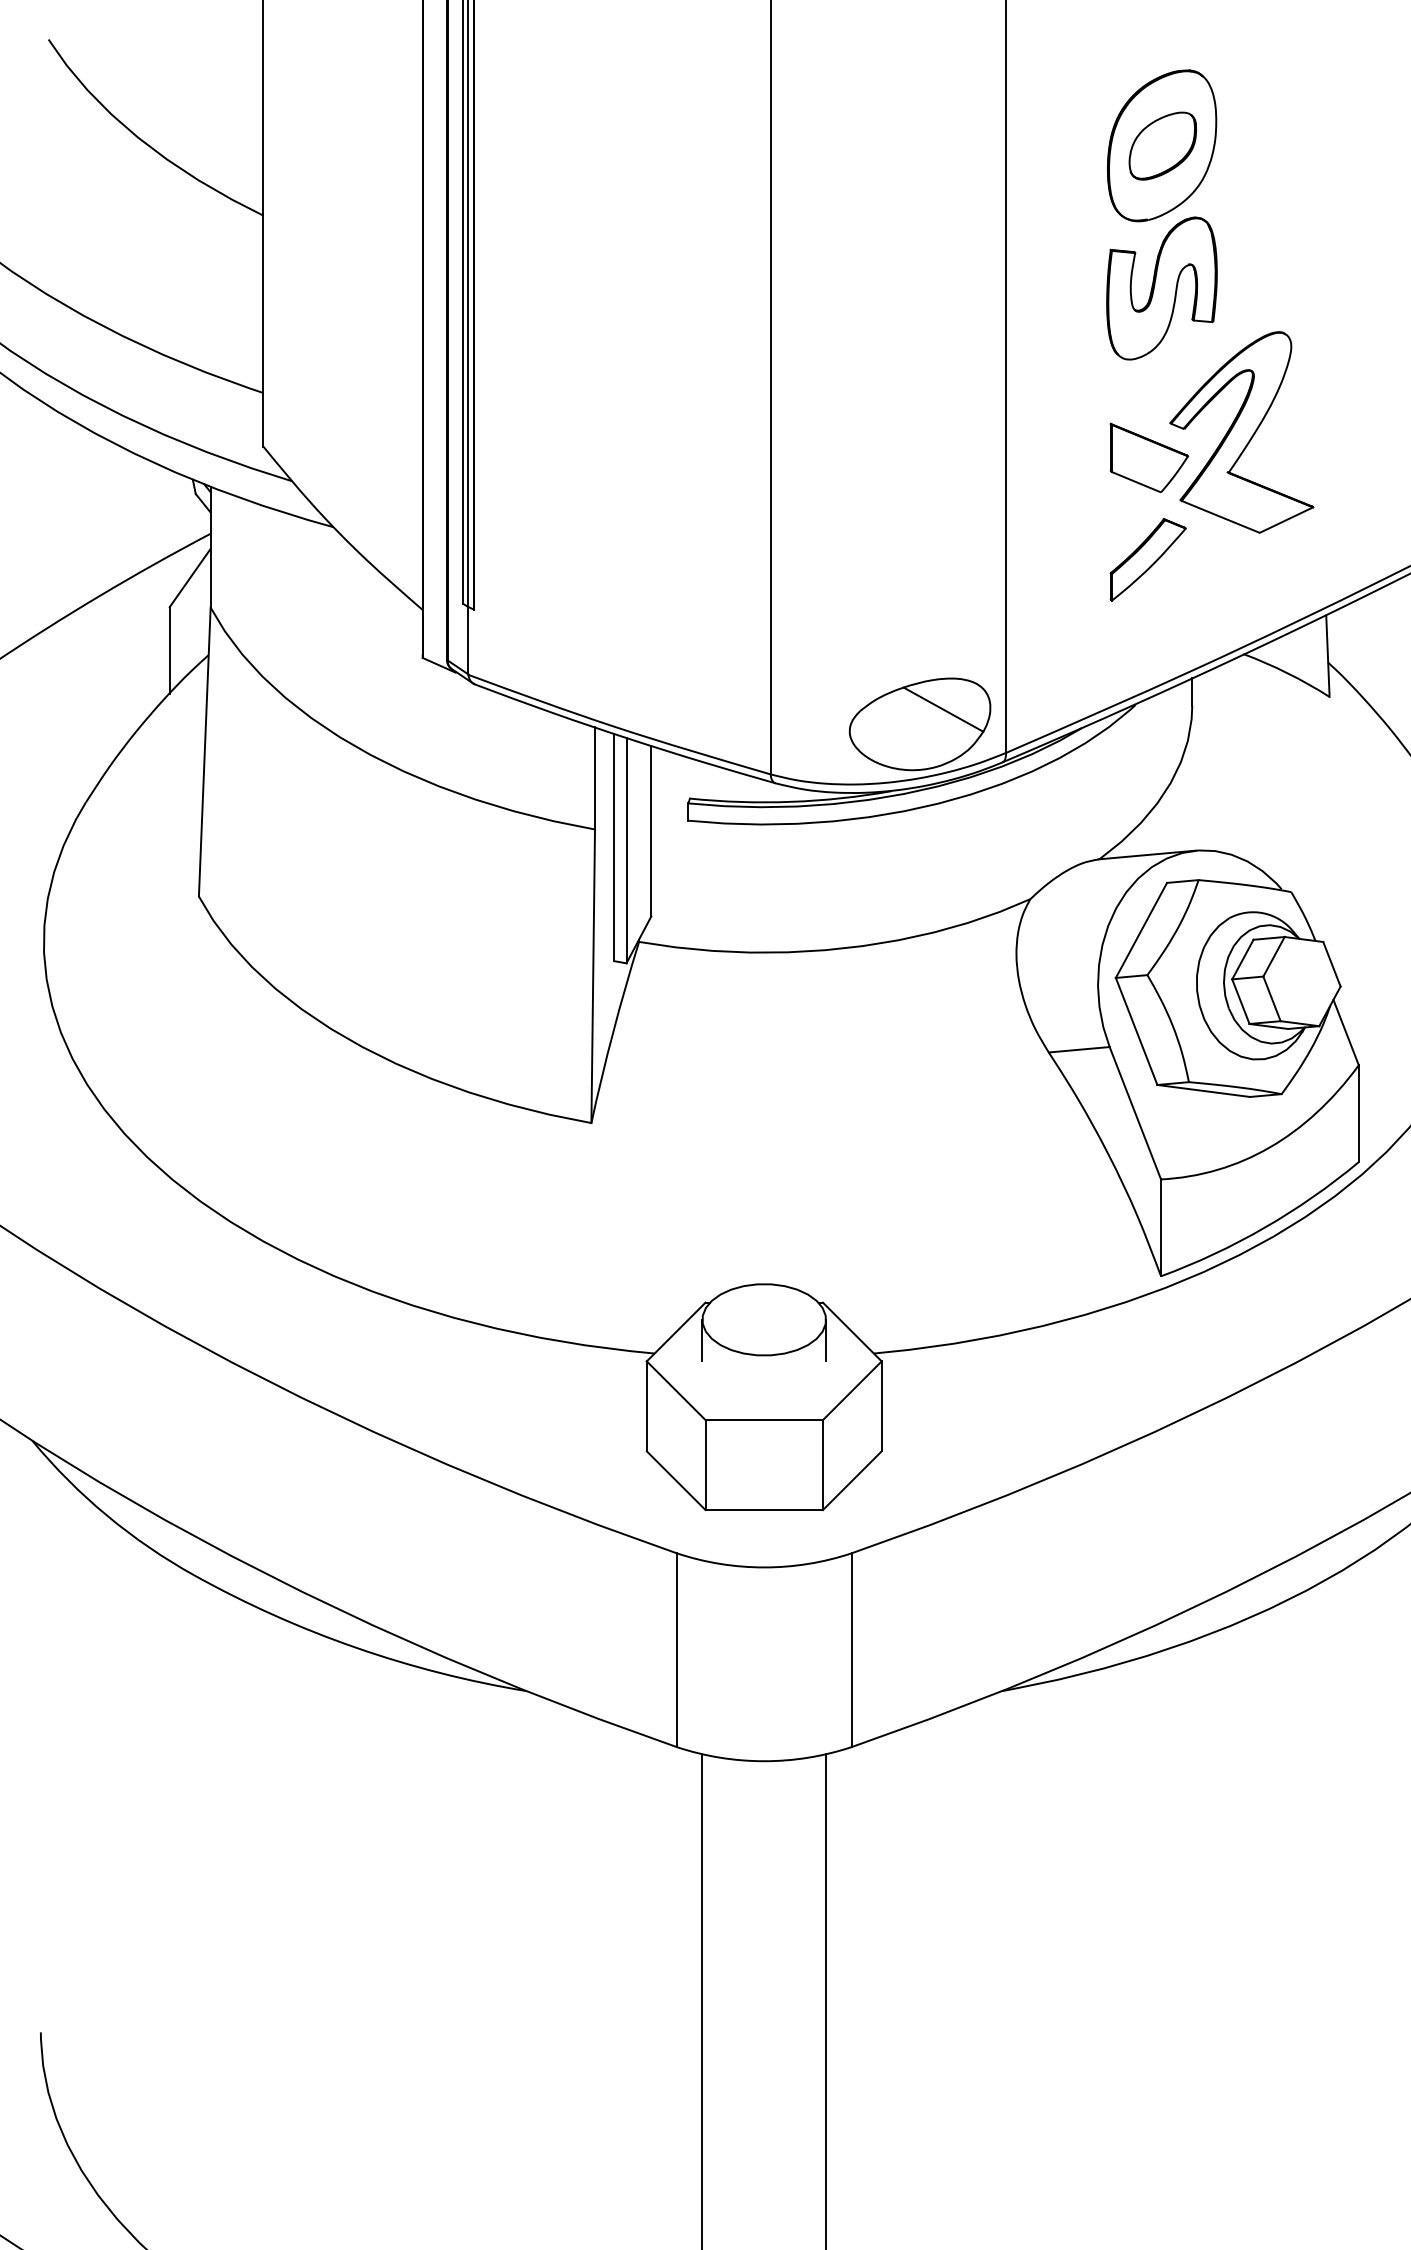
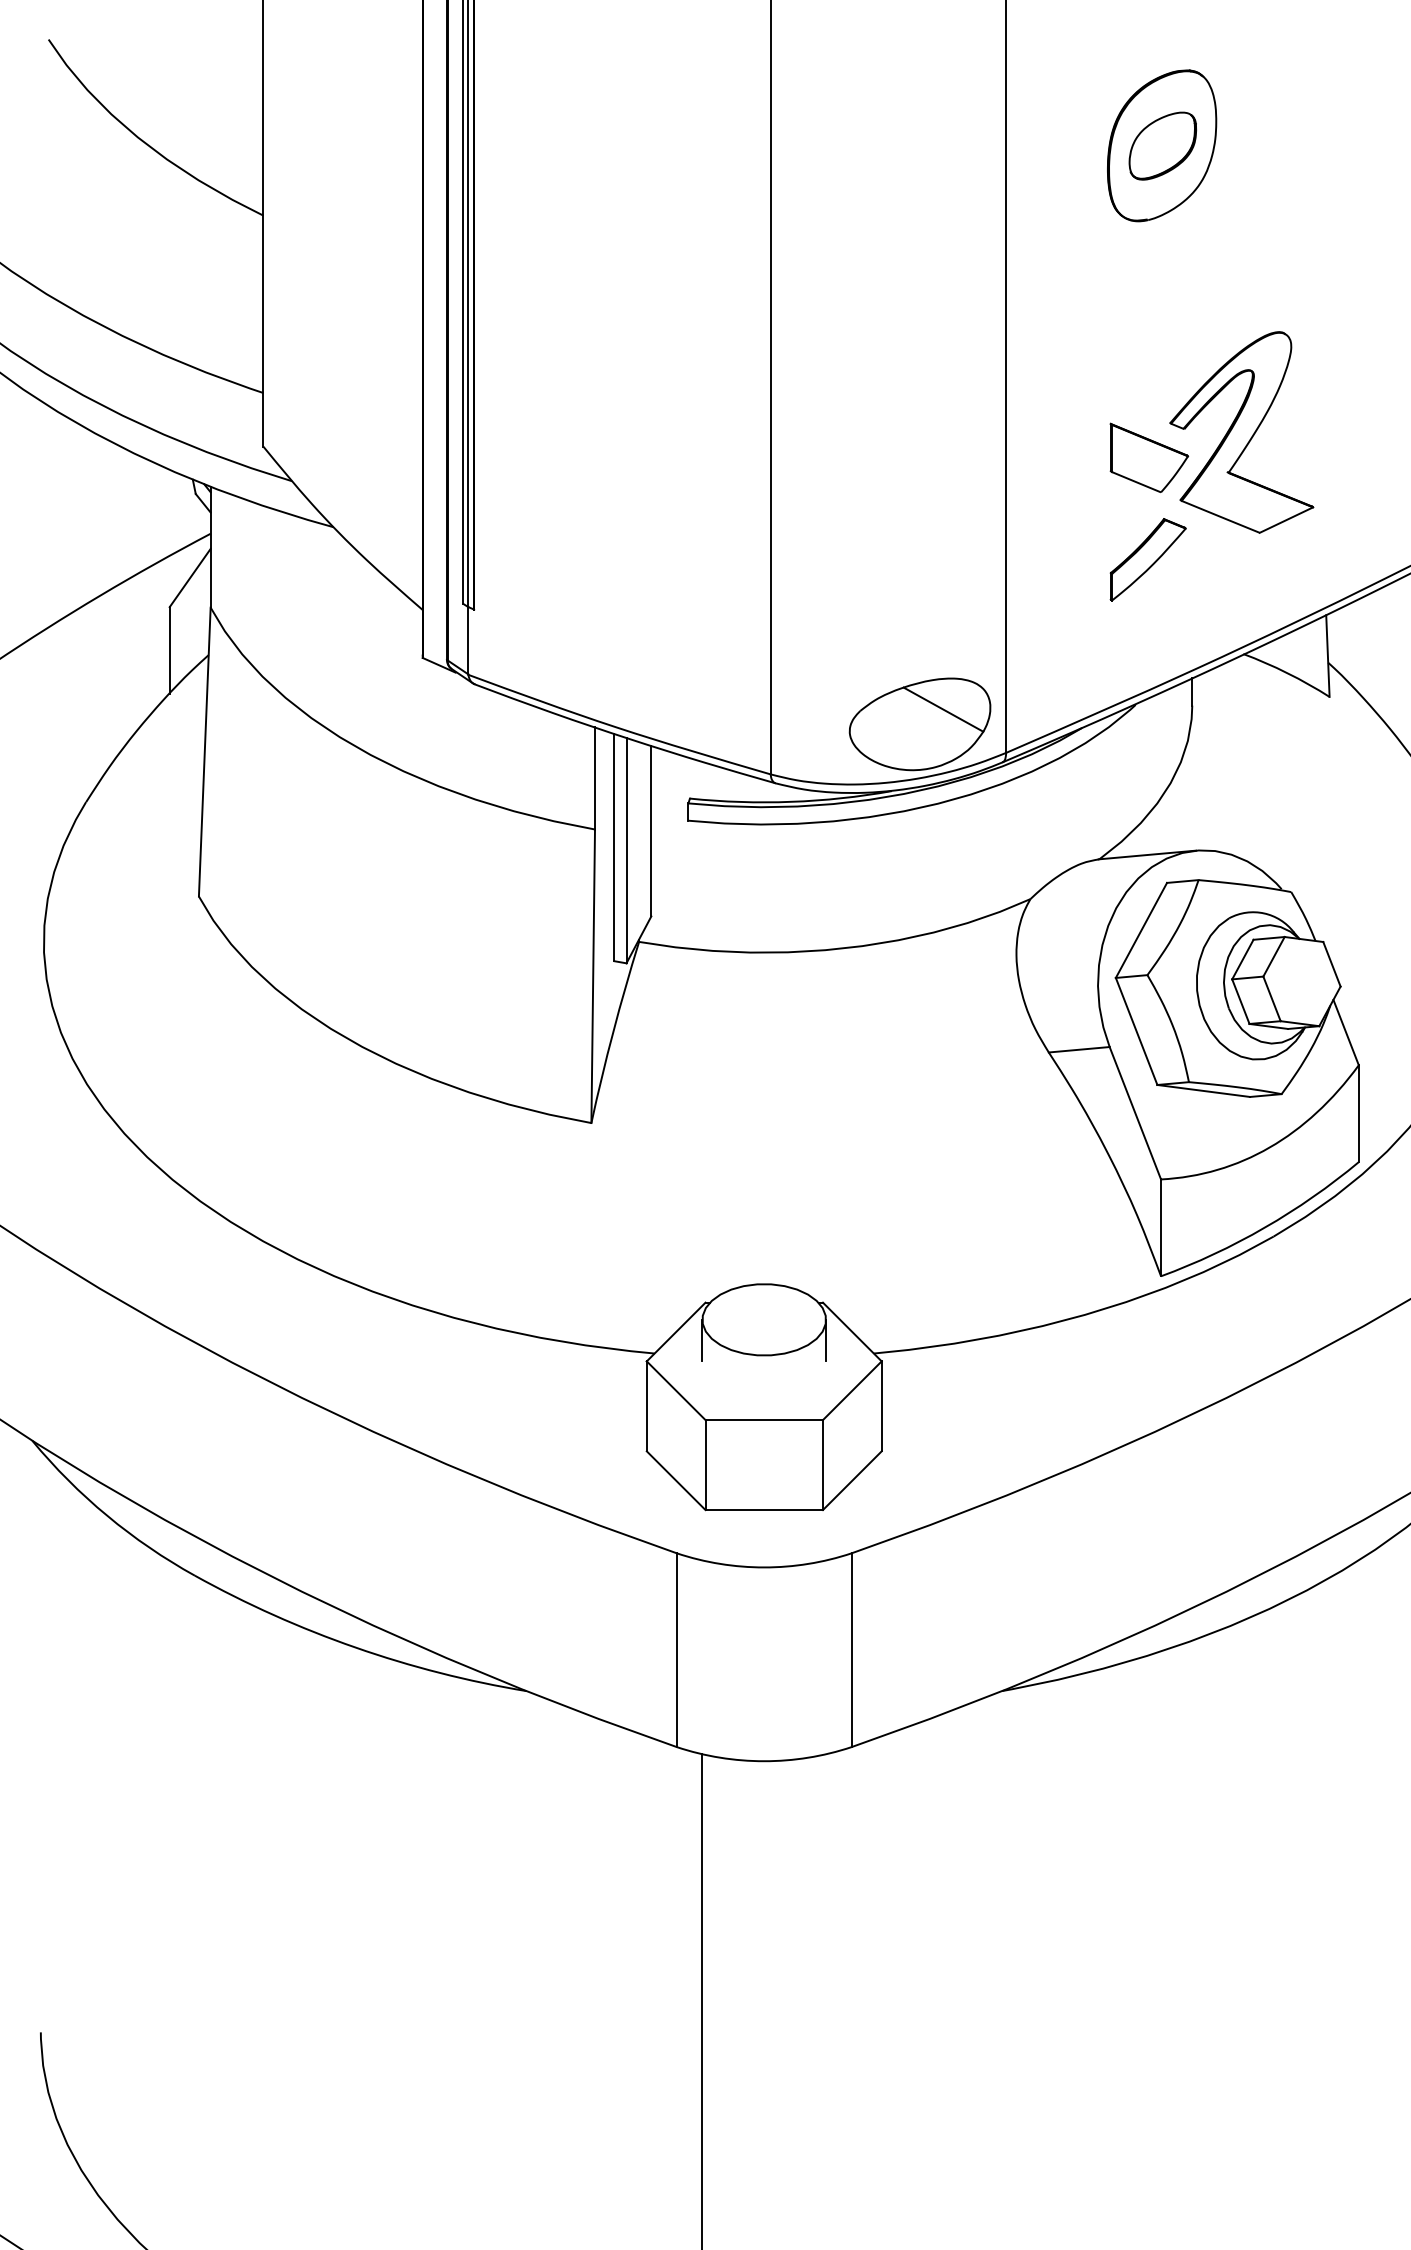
part: present -> none (1161, 288)
line: present -> none (826, 2000)
